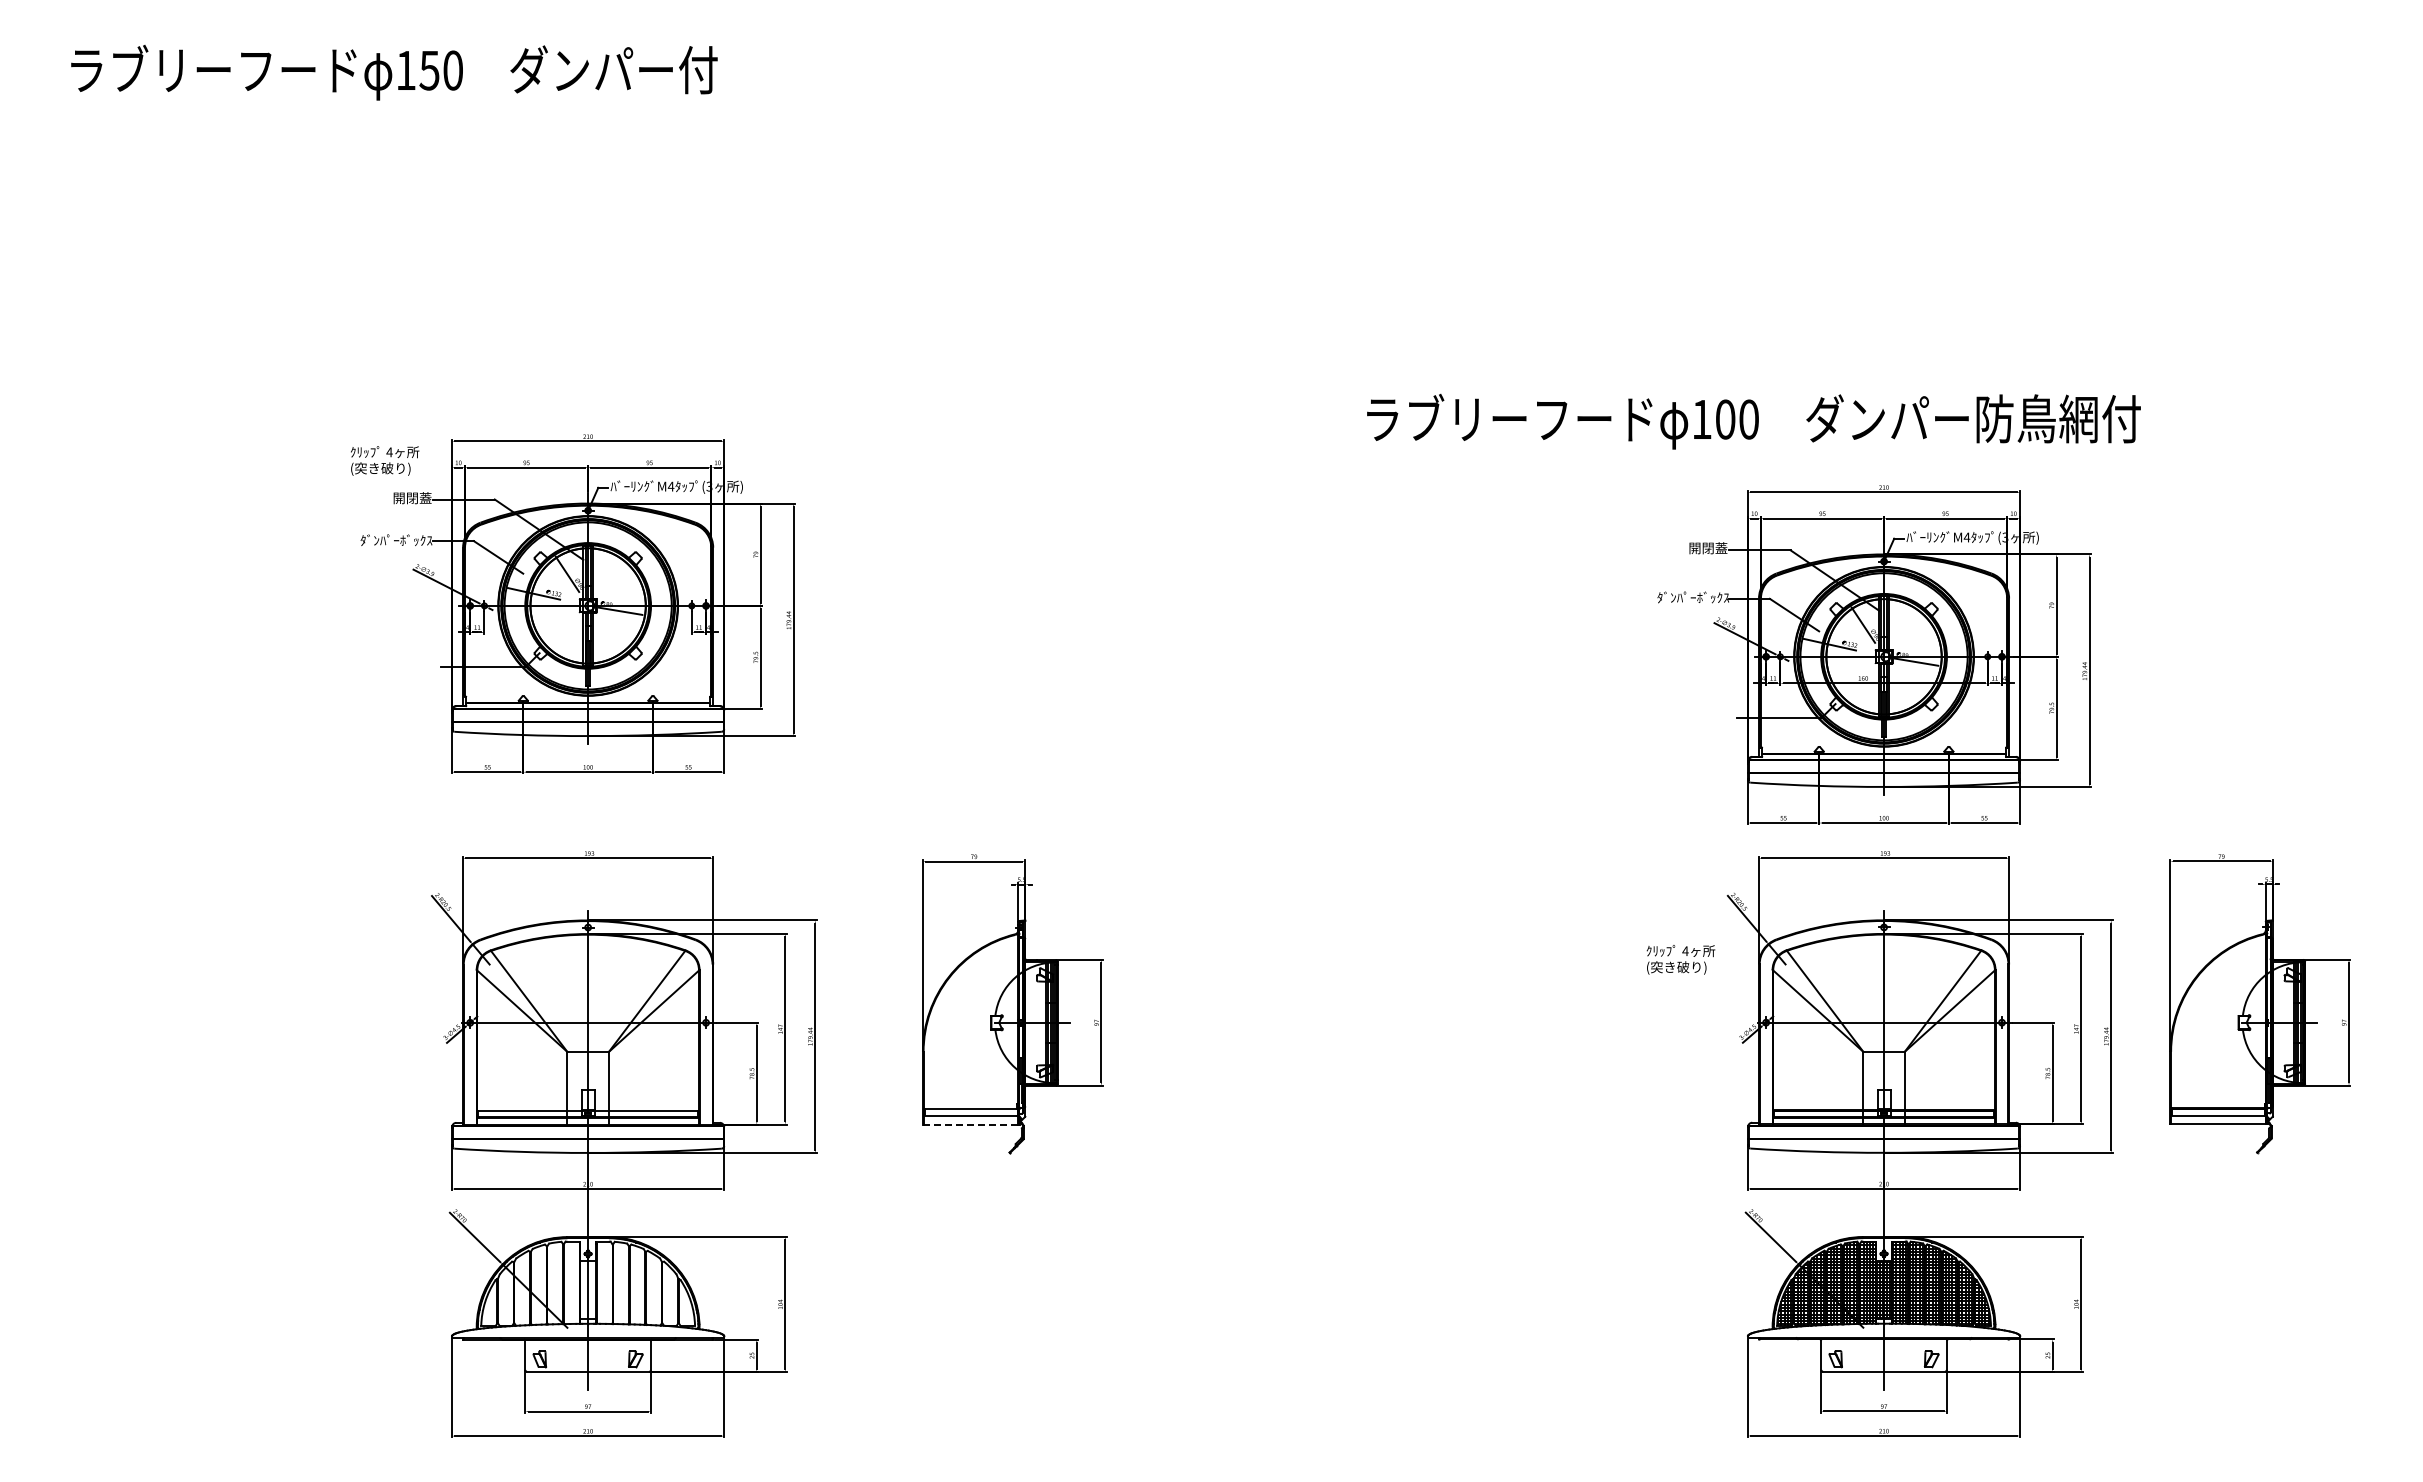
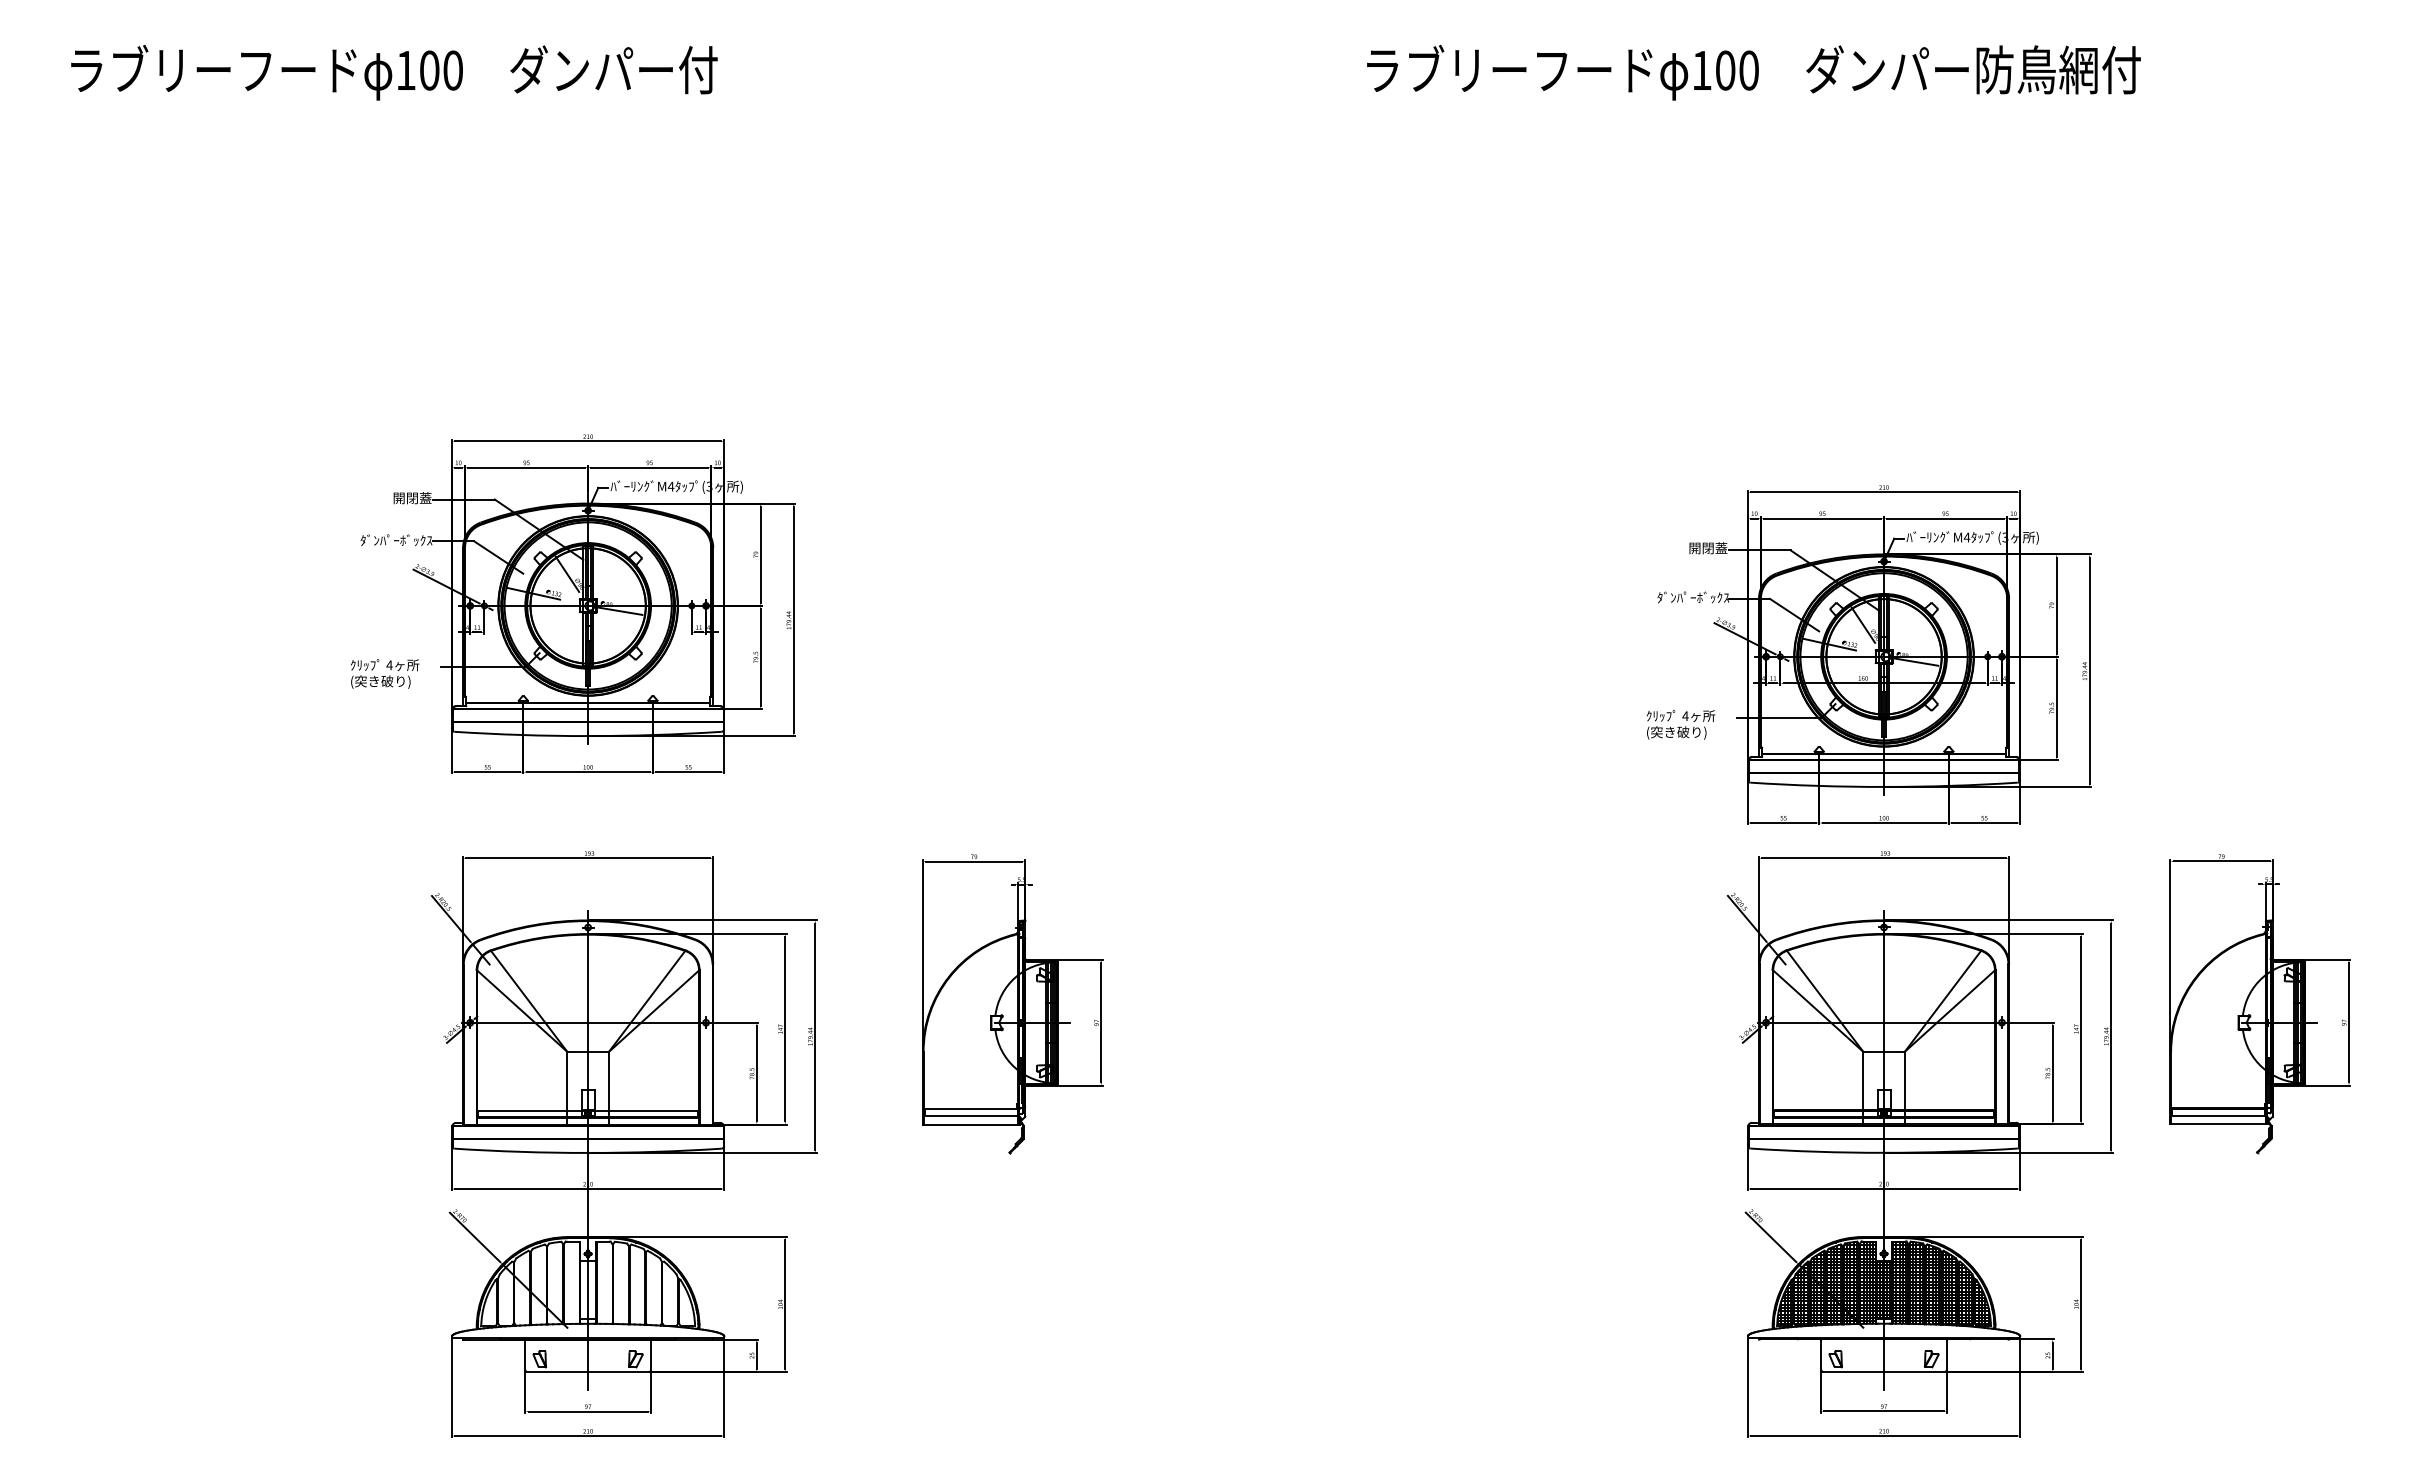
text: 150 -> 100 (429, 70)
text position: (1753, 421) -> (1753, 72) (1753, 72)
text position: (385, 460) -> (385, 673) (385, 673)
text position: (1680, 959) -> (1680, 724) (1680, 724)
line: dashed -> solid (971, 1124)
